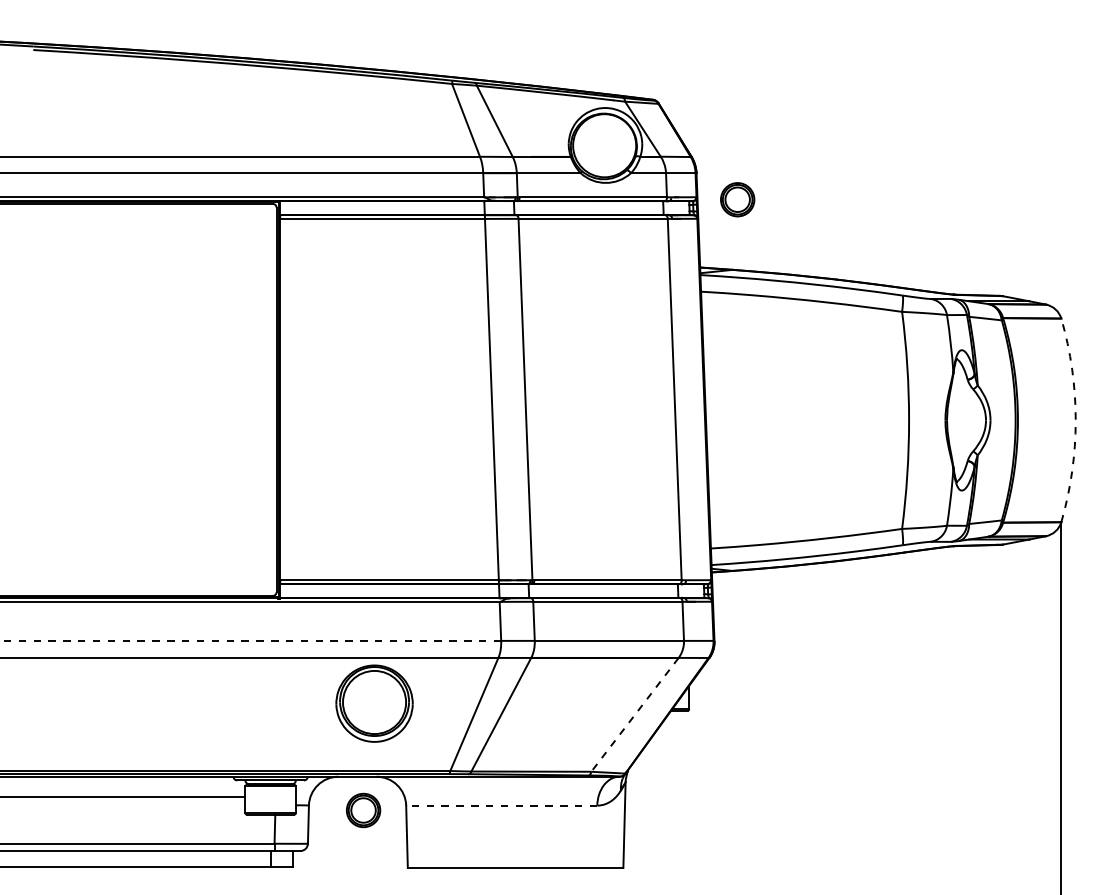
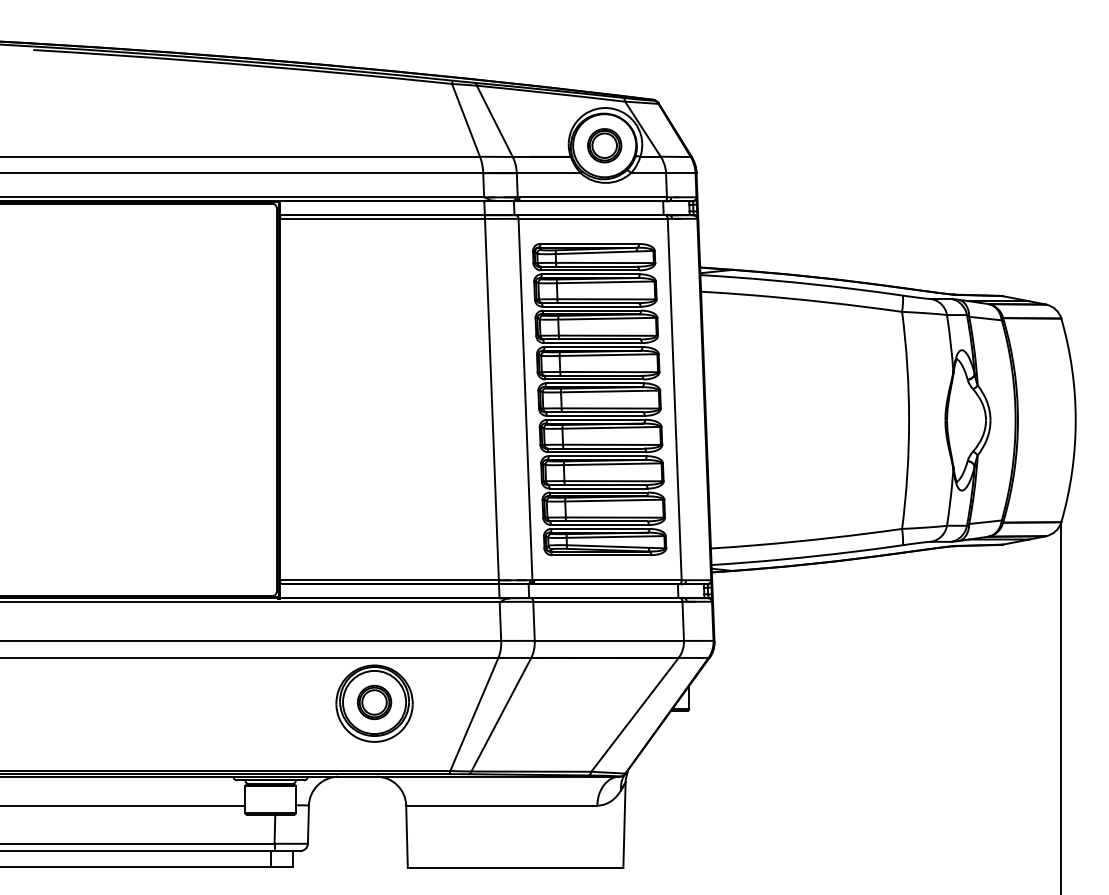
part position: (737, 199) -> (604, 145) (604, 145)
part: none -> present (599, 399)
arc: dashed -> solid (1075, 420)
line: dashed -> solid (250, 640)
line: dashed -> solid (634, 714)
line position: (123, 796) -> (123, 805) (123, 805)
line: dashed -> solid (501, 805)
part position: (363, 810) -> (374, 702) (374, 702)
